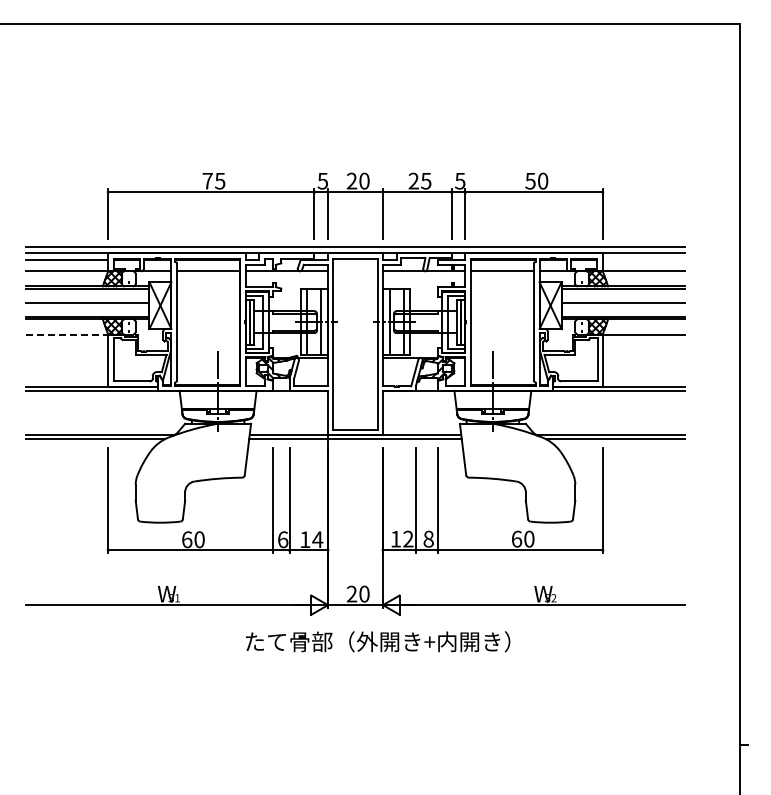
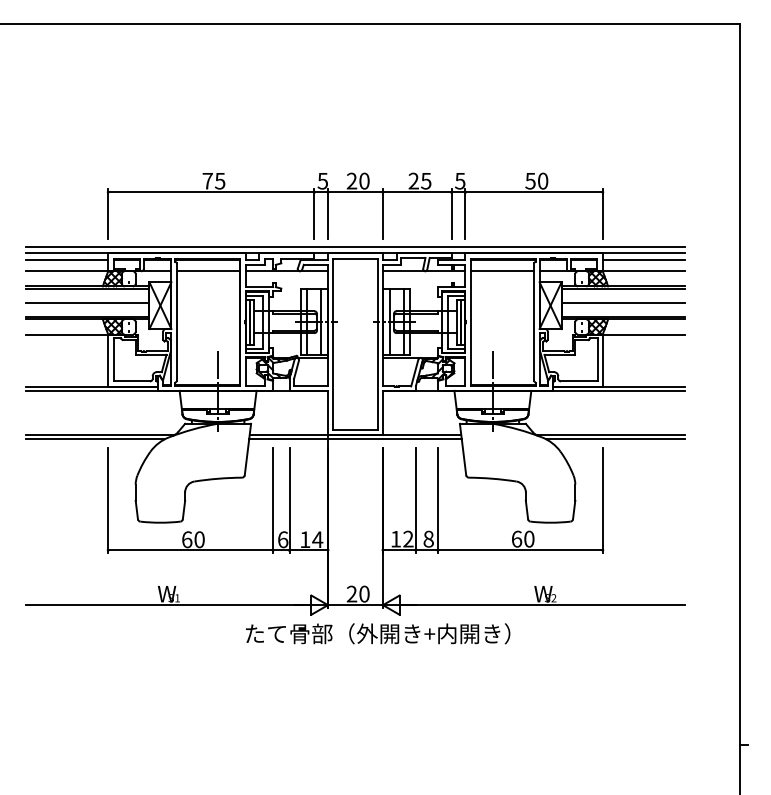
line: none -> present (643, 259)
line: dashed -> solid (67, 334)
text position: (378, 641) -> (378, 633) (378, 633)
